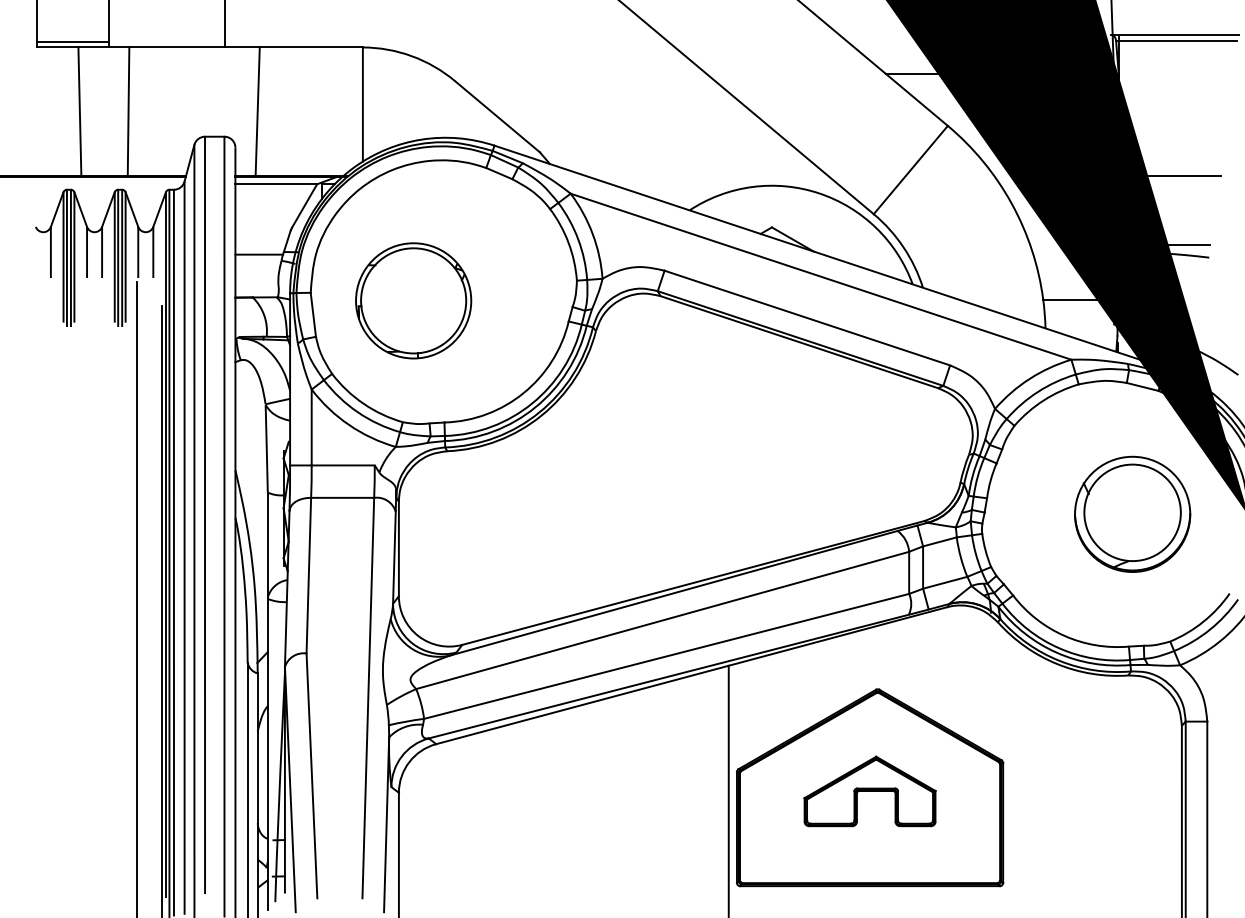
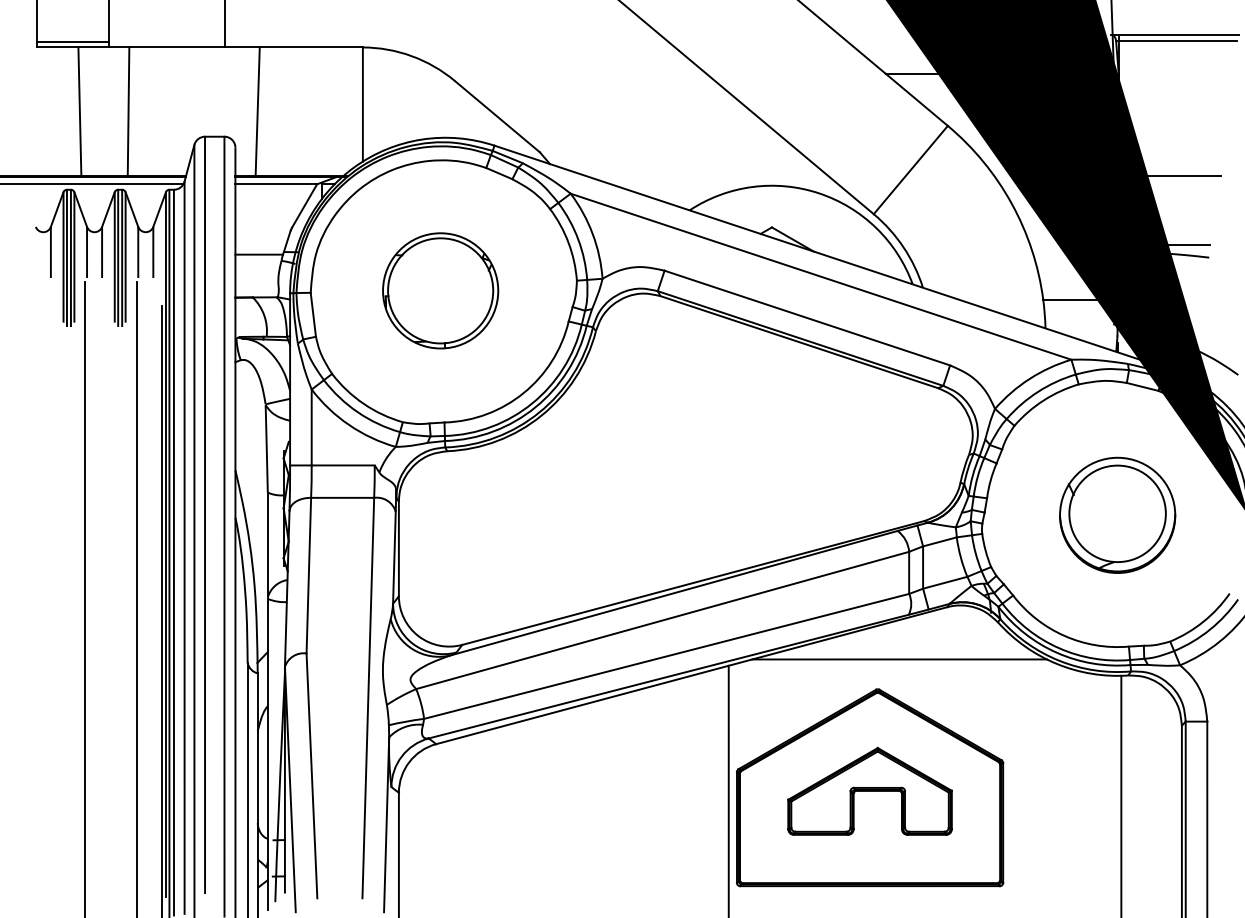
line: none -> present (92, 184)
part position: (413, 300) -> (440, 290) (440, 290)
part position: (1132, 513) -> (1117, 514) (1117, 514)
line: none -> present (85, 597)
line: none -> present (899, 659)
part size: 134x73 px -> 166x89 px (869, 791)
line: none -> present (1121, 794)
